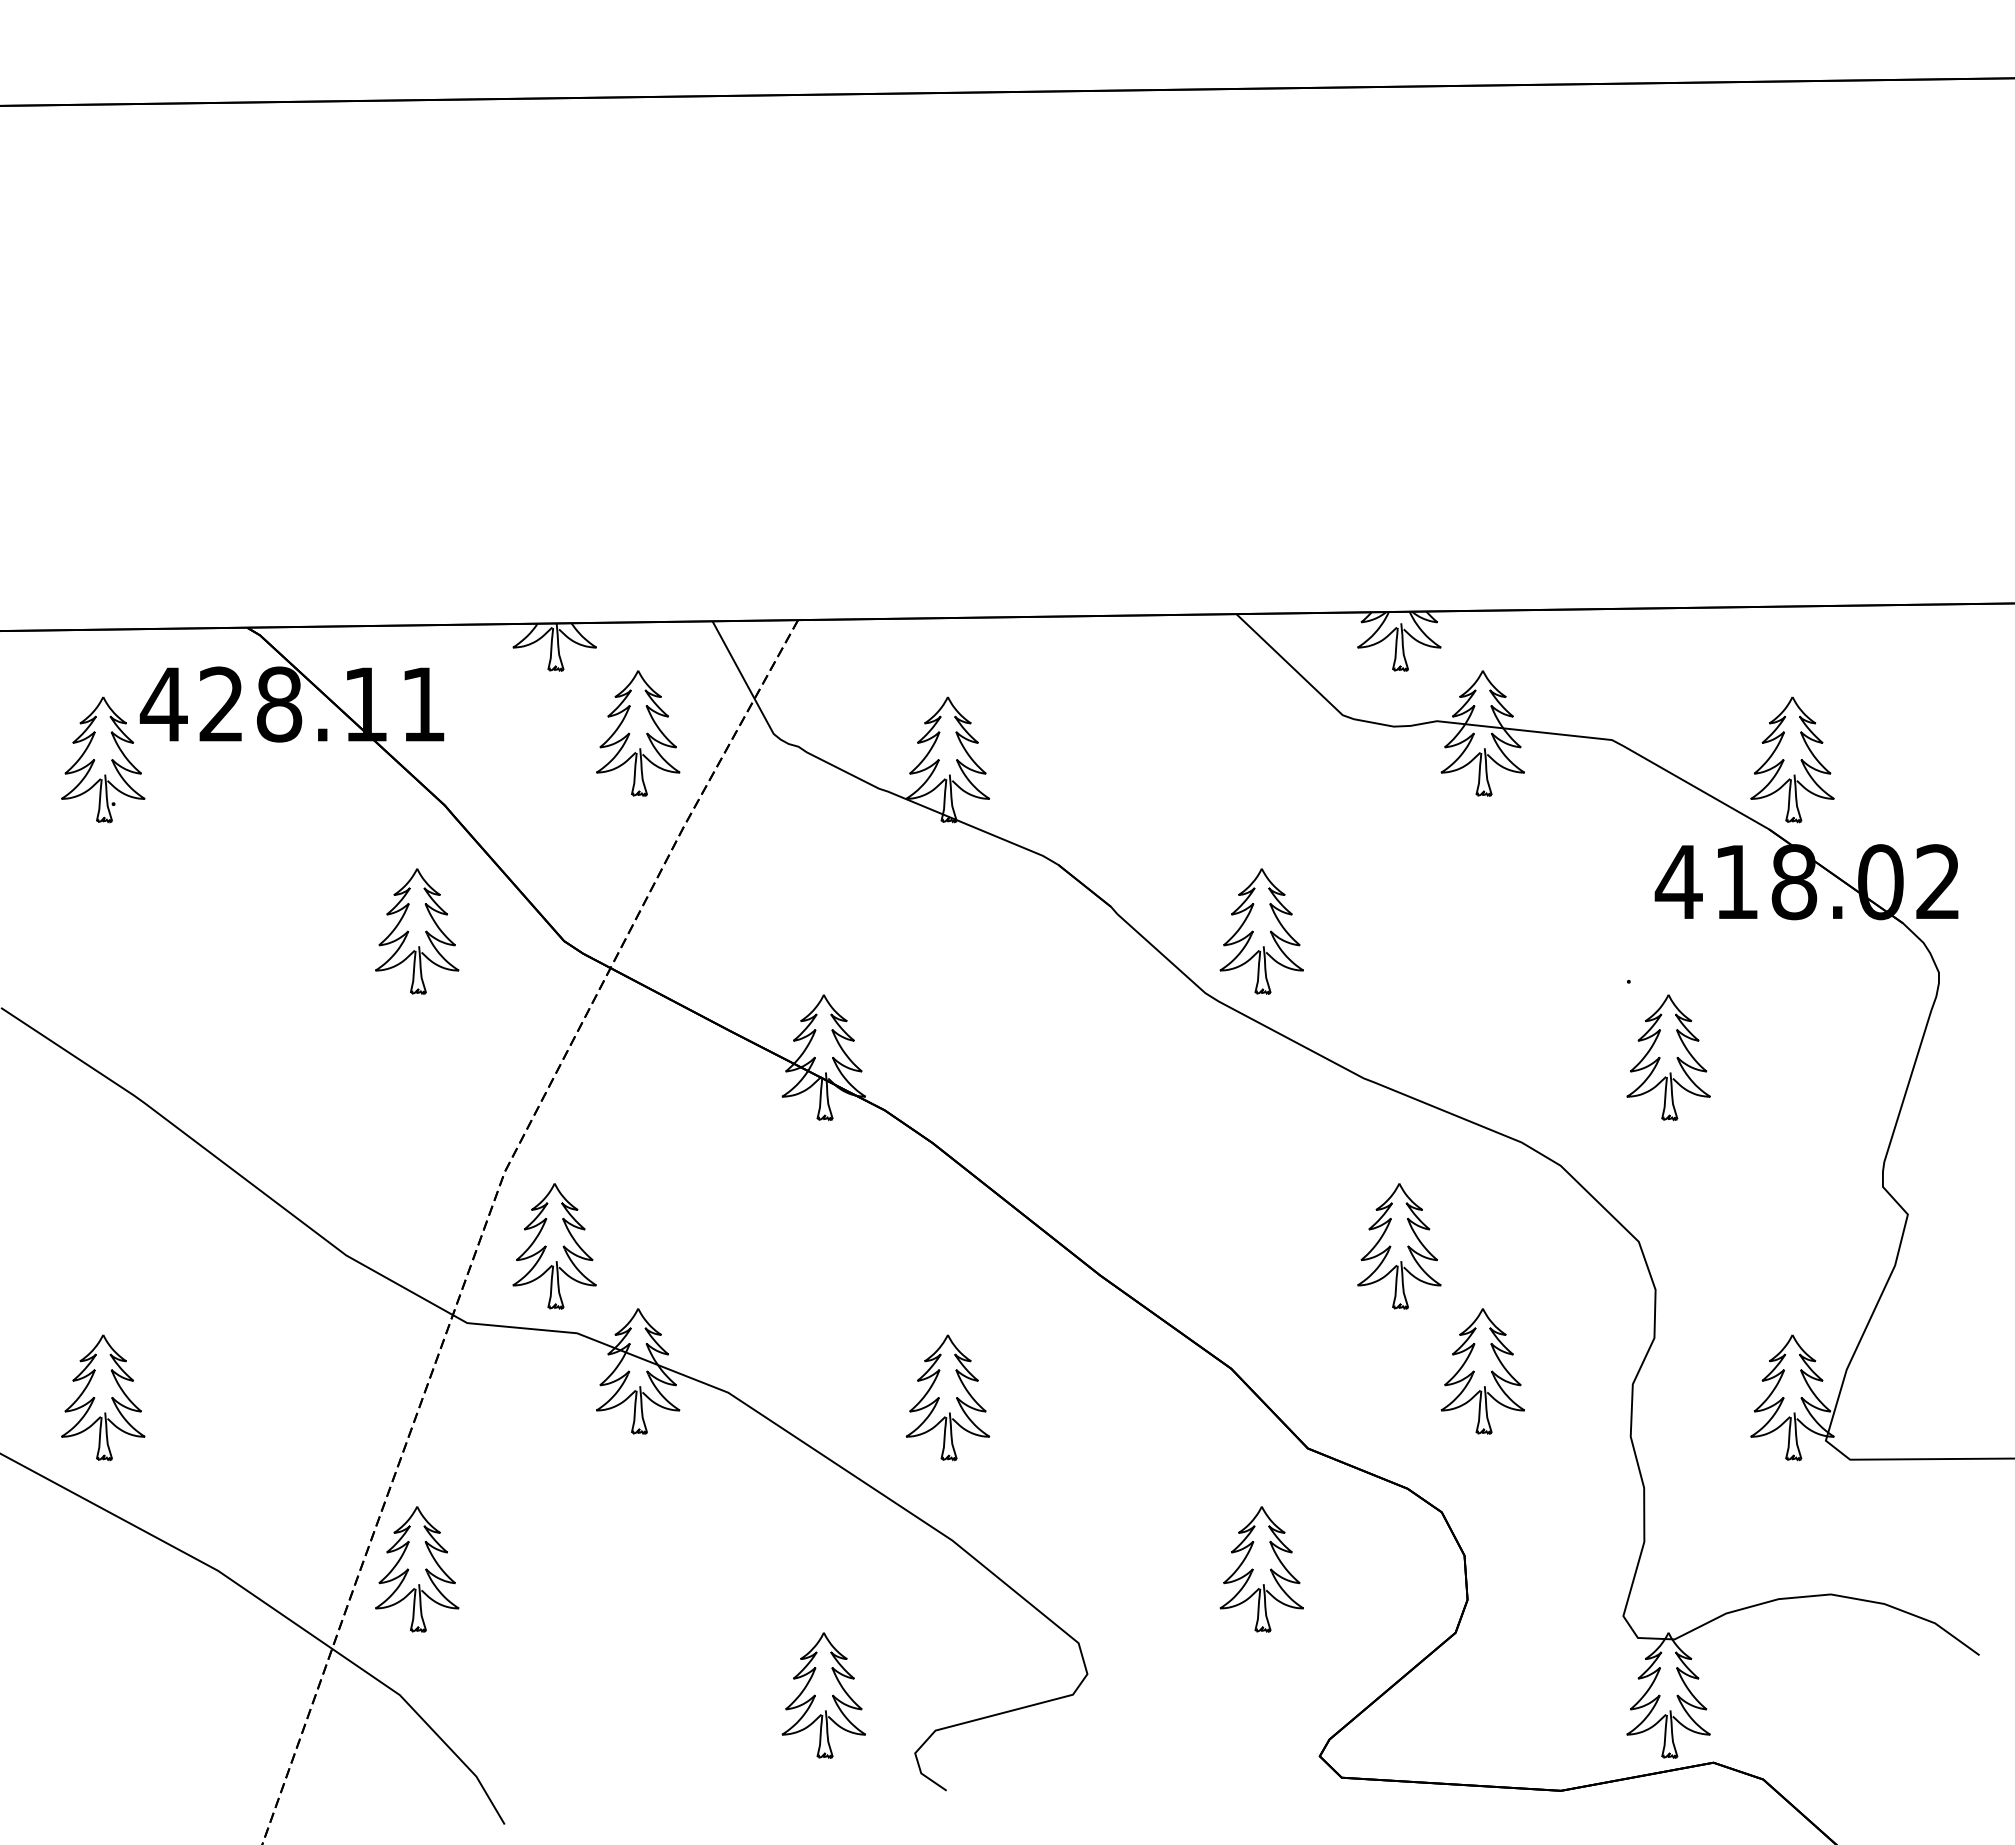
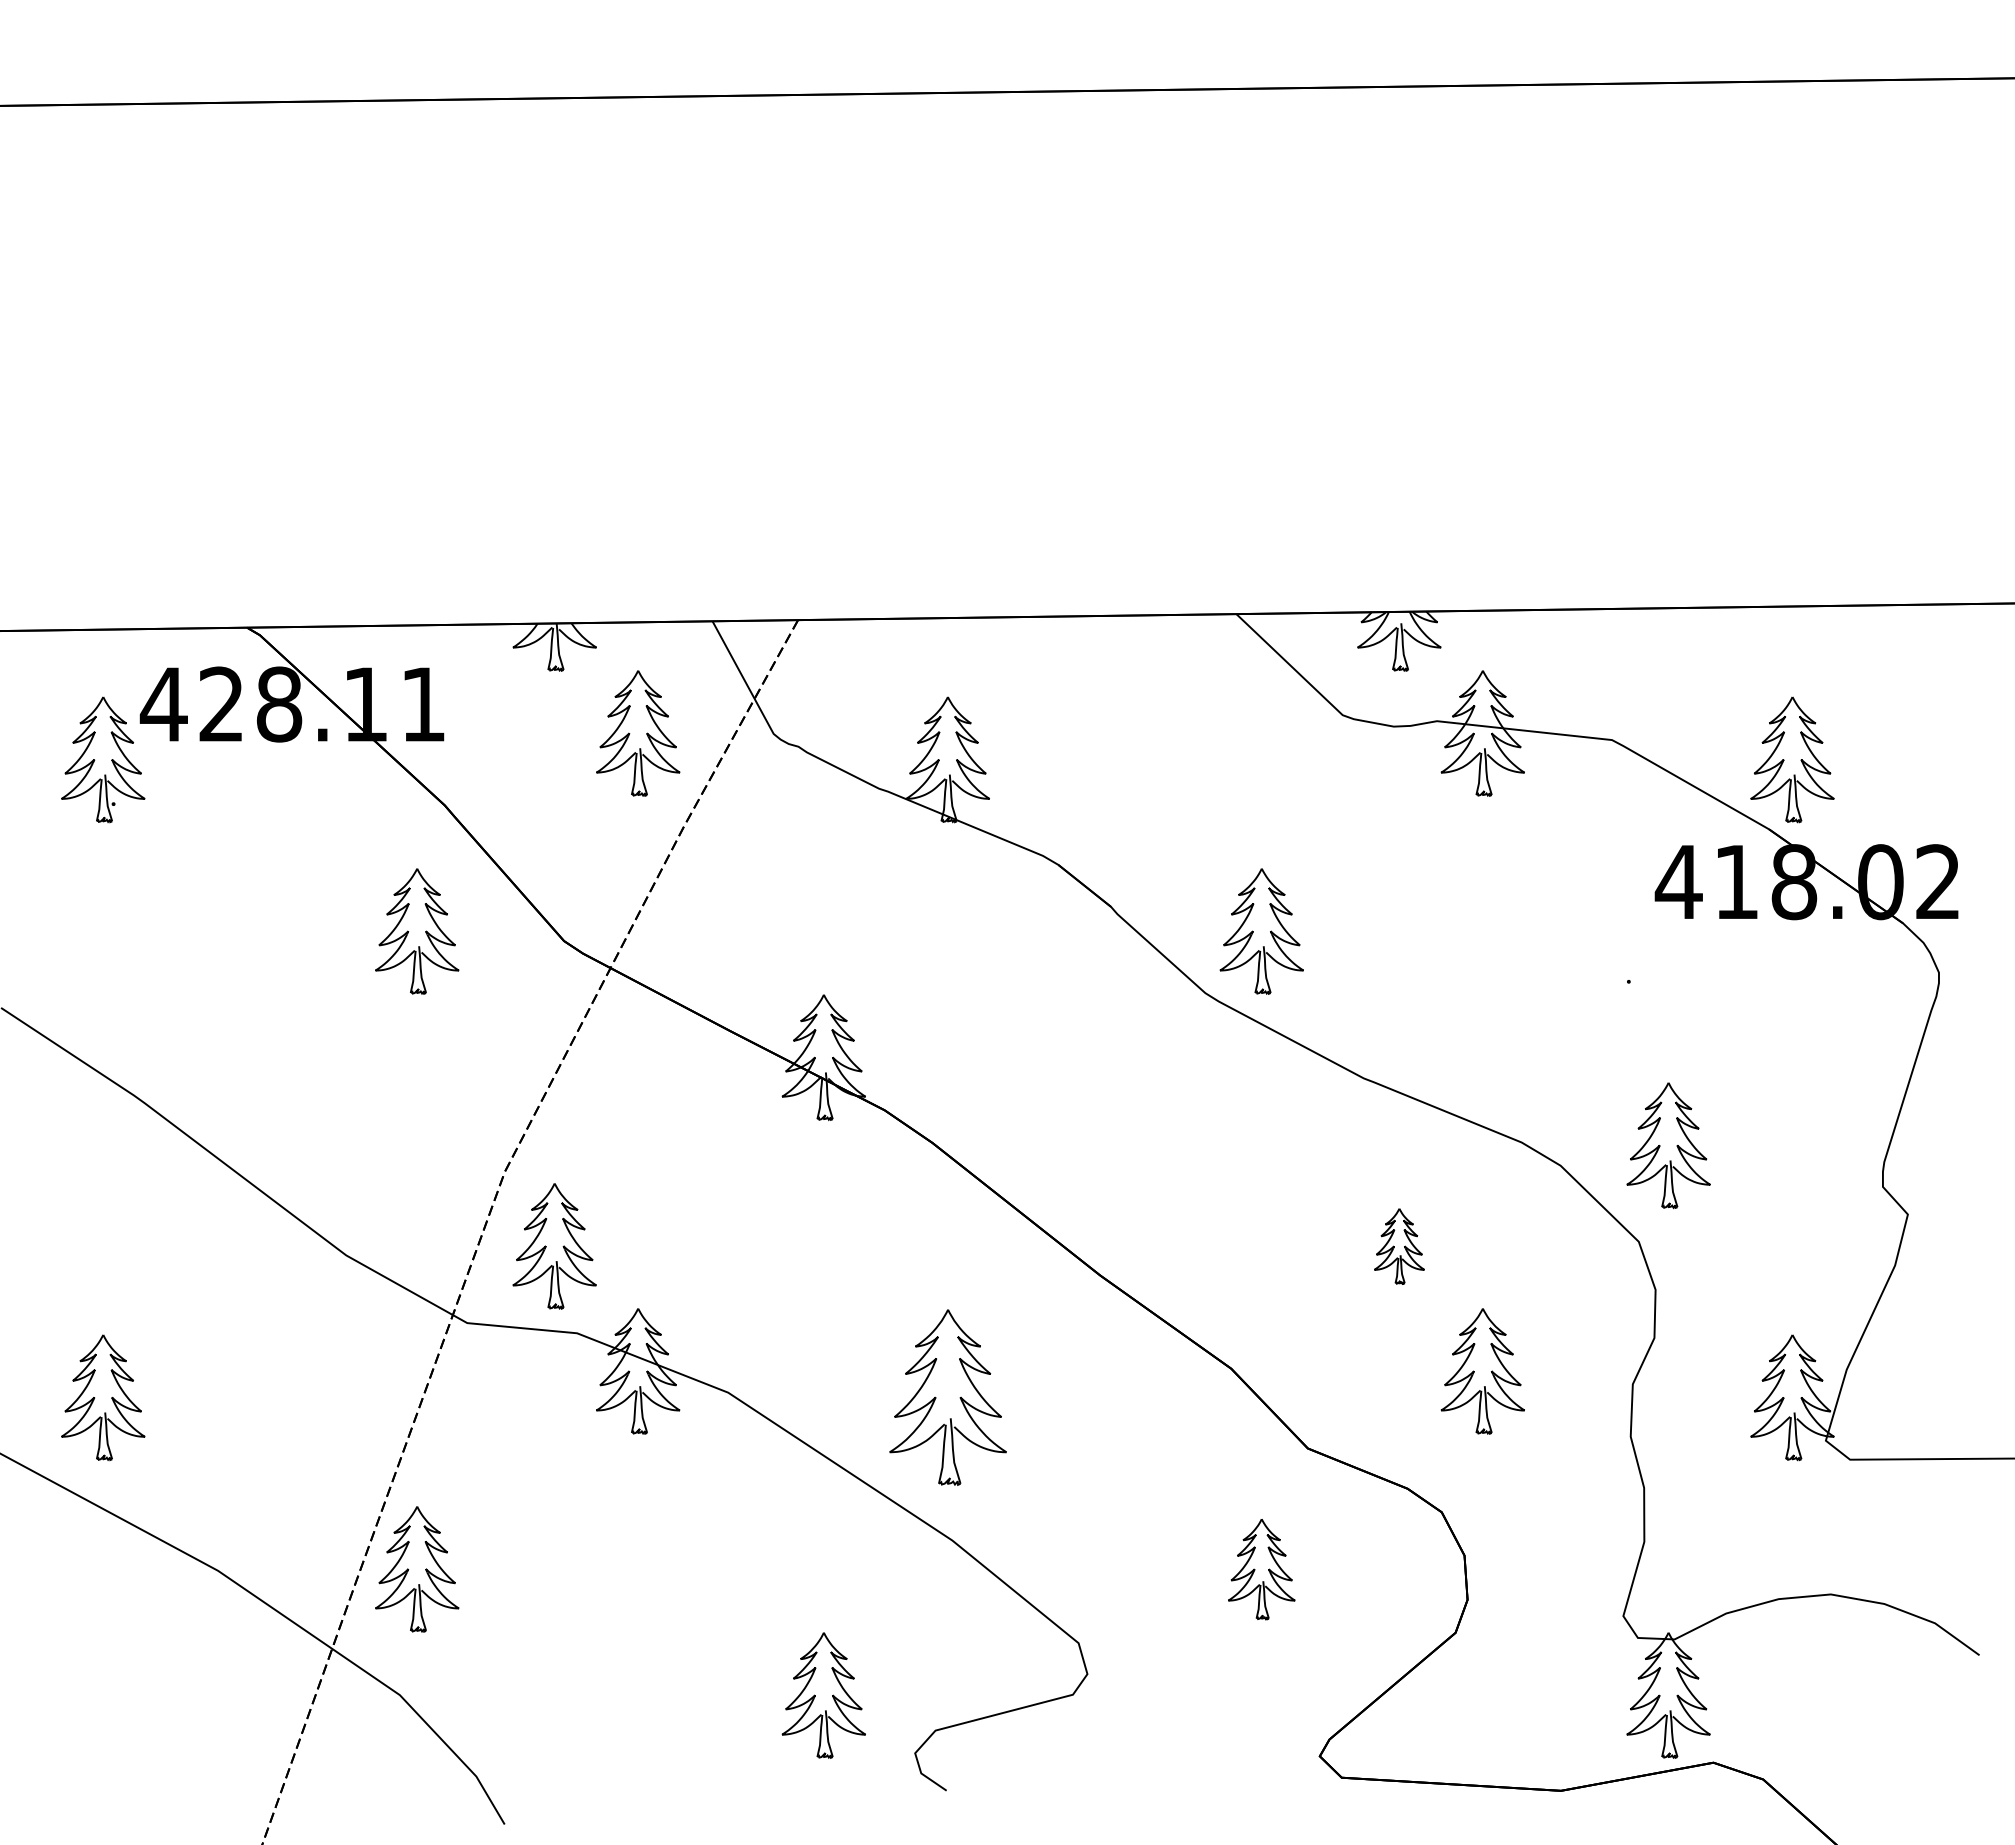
part position: (1668, 1057) -> (1668, 1145) (1668, 1145)
part size: 85x127 px -> 51x77 px (1399, 1246)
part size: 85x128 px -> 118x177 px (947, 1397)
part size: 85x127 px -> 68x102 px (1261, 1569)
